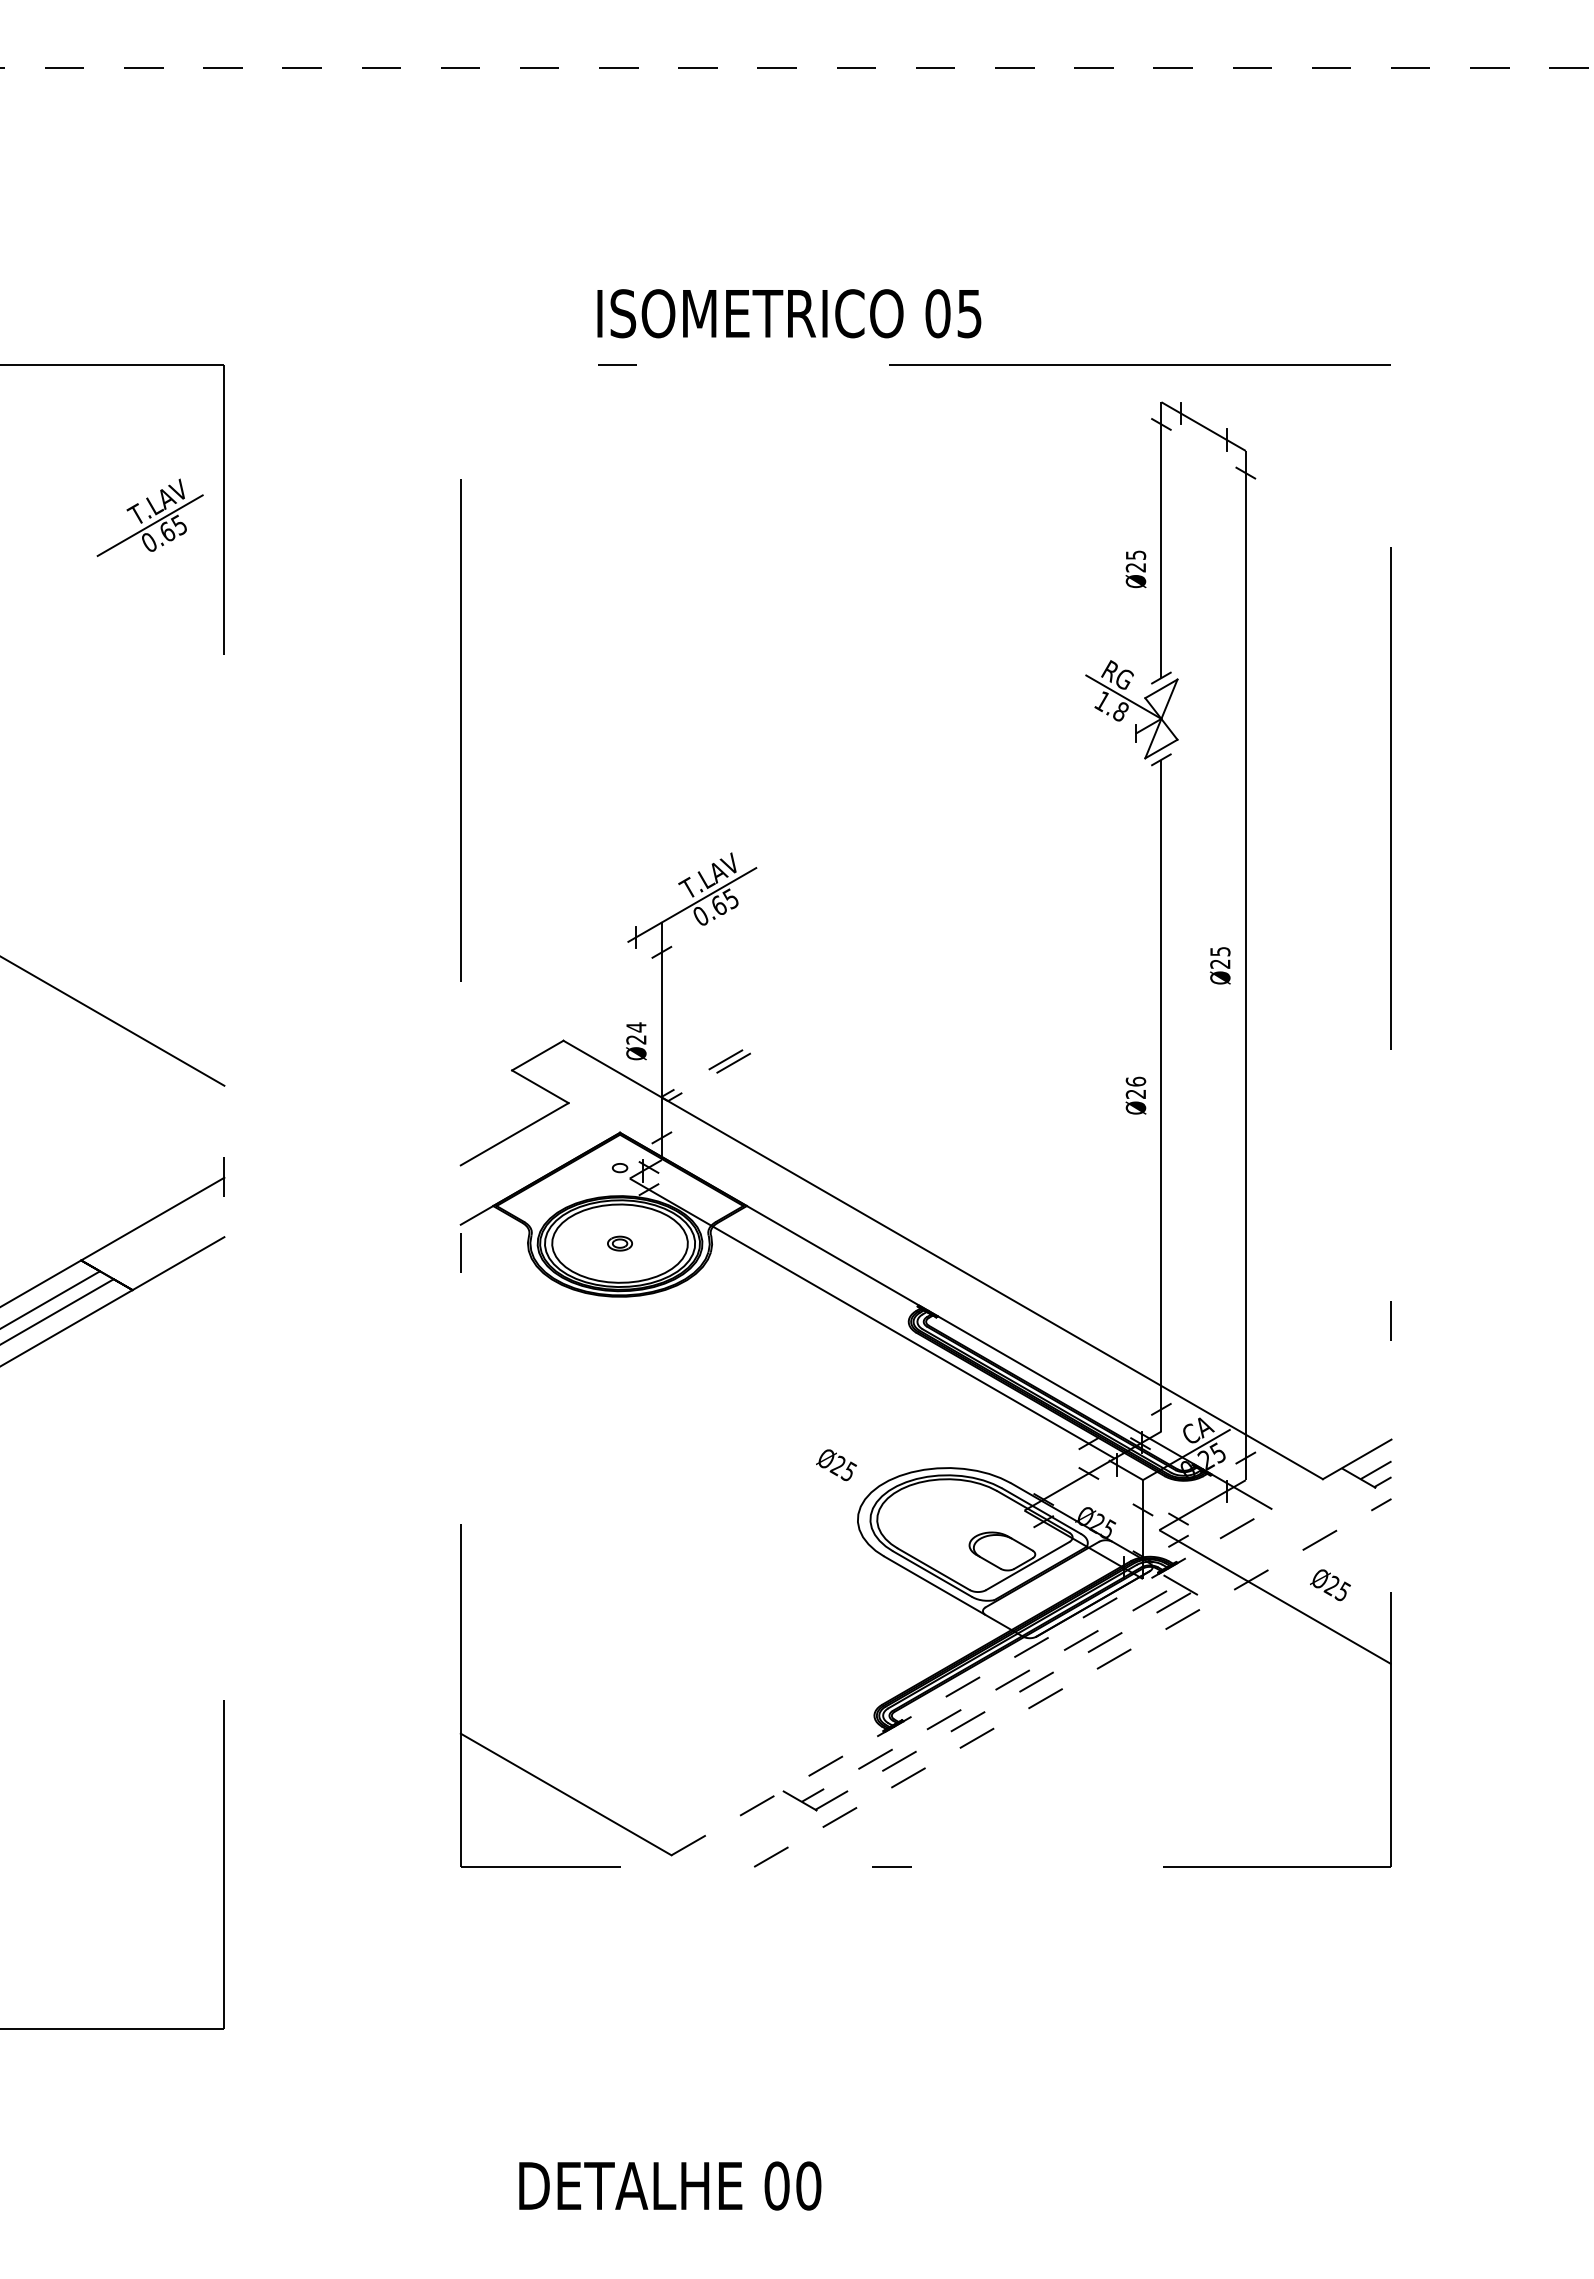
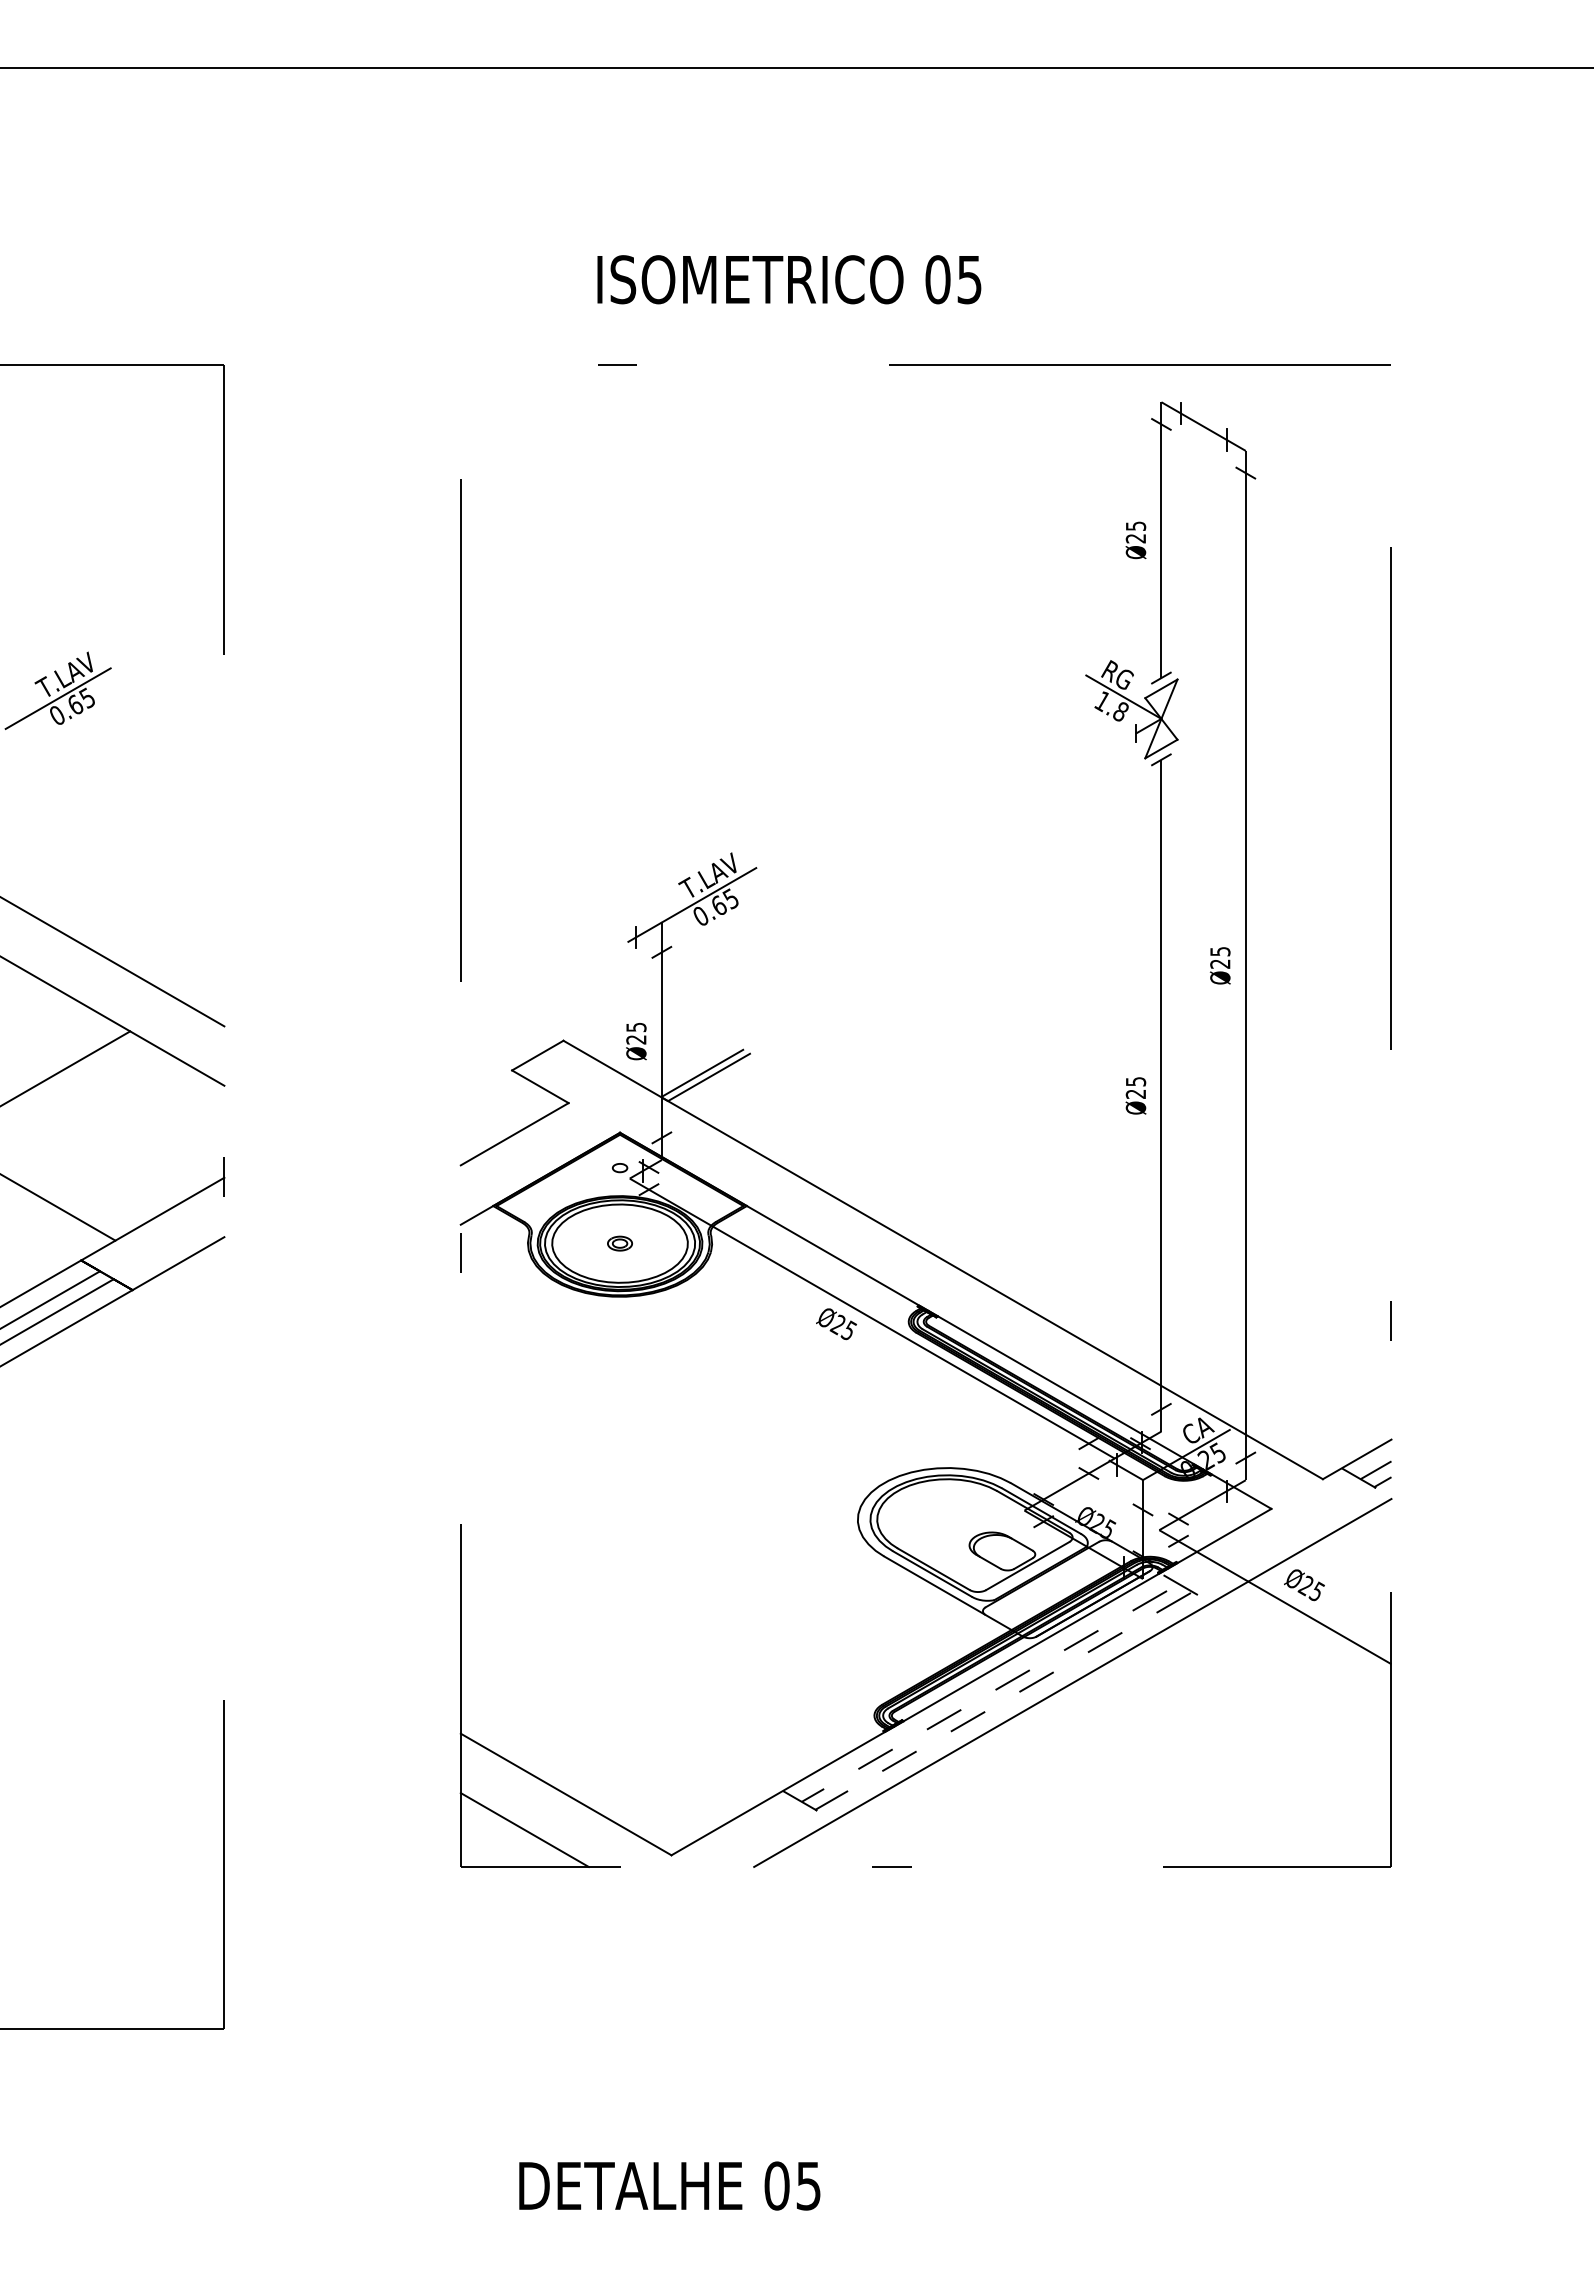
line: dashed -> solid (796, 68)
text position: (789, 313) -> (789, 279) (789, 279)
part position: (149, 517) -> (57, 690) (57, 690)
text position: (1135, 569) -> (1135, 540) (1135, 540)
line: none -> present (113, 962)
text: Ø24 -> Ø25 (636, 1027)
line: none -> present (66, 1068)
text: Ø26 -> Ø25 (1135, 1081)
line: dashed -> solid (664, 1099)
line: none -> present (58, 1207)
text position: (836, 1465) -> (836, 1324) (836, 1324)
text position: (1330, 1585) -> (1304, 1585) (1304, 1585)
line: dashed -> solid (971, 1681)
line: dashed -> solid (1072, 1682)
line: none -> present (524, 1829)
text: 00 -> 05 (808, 2185)
